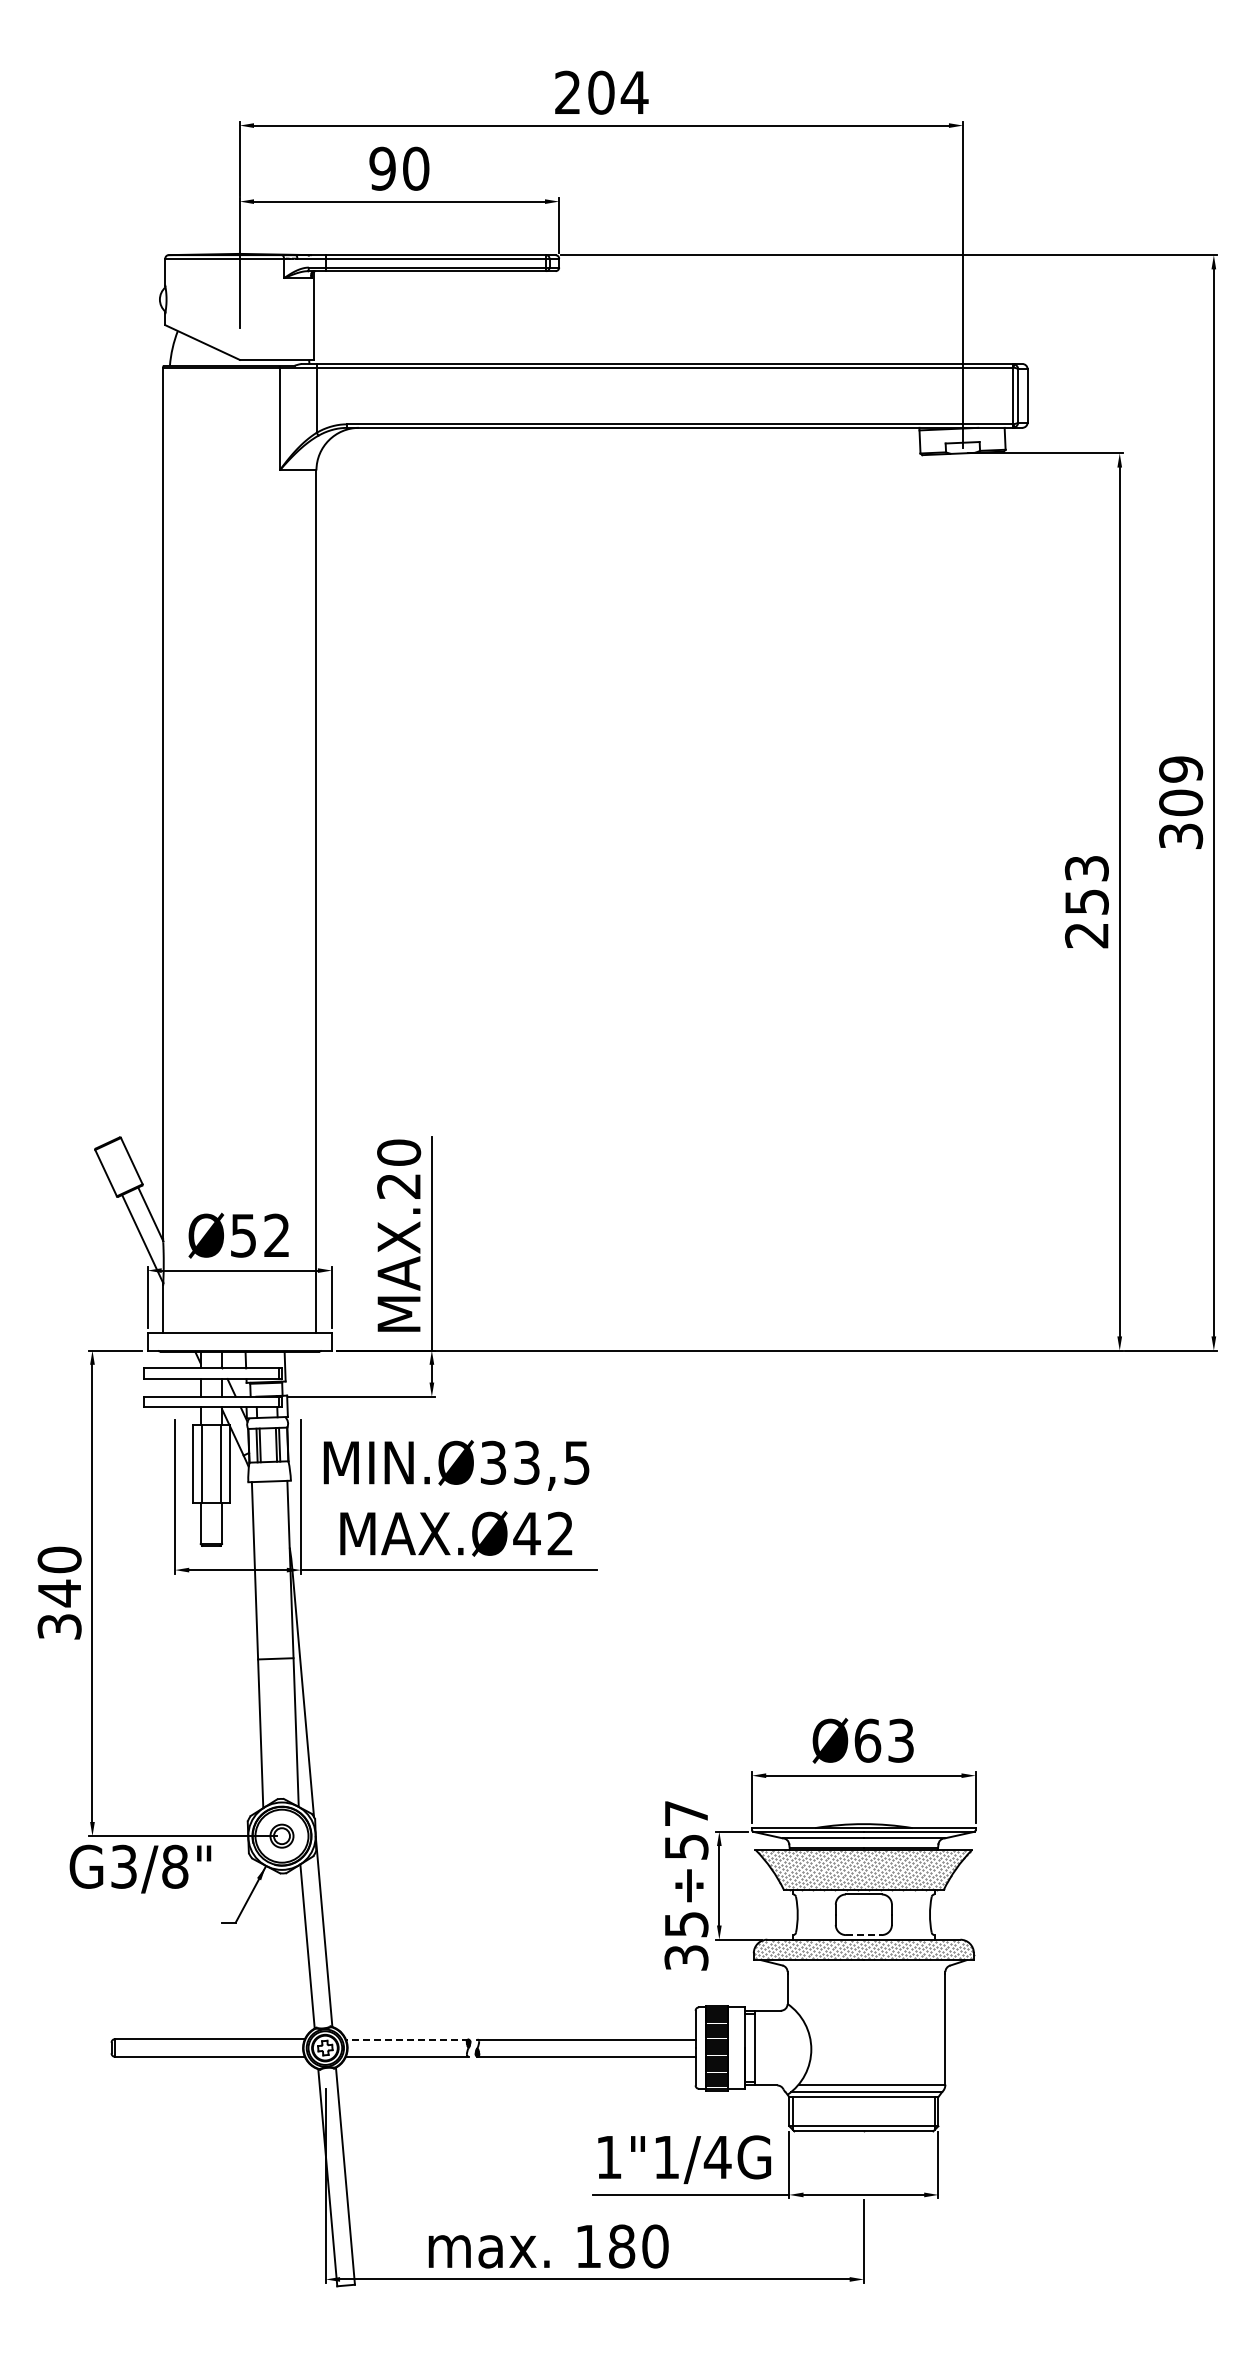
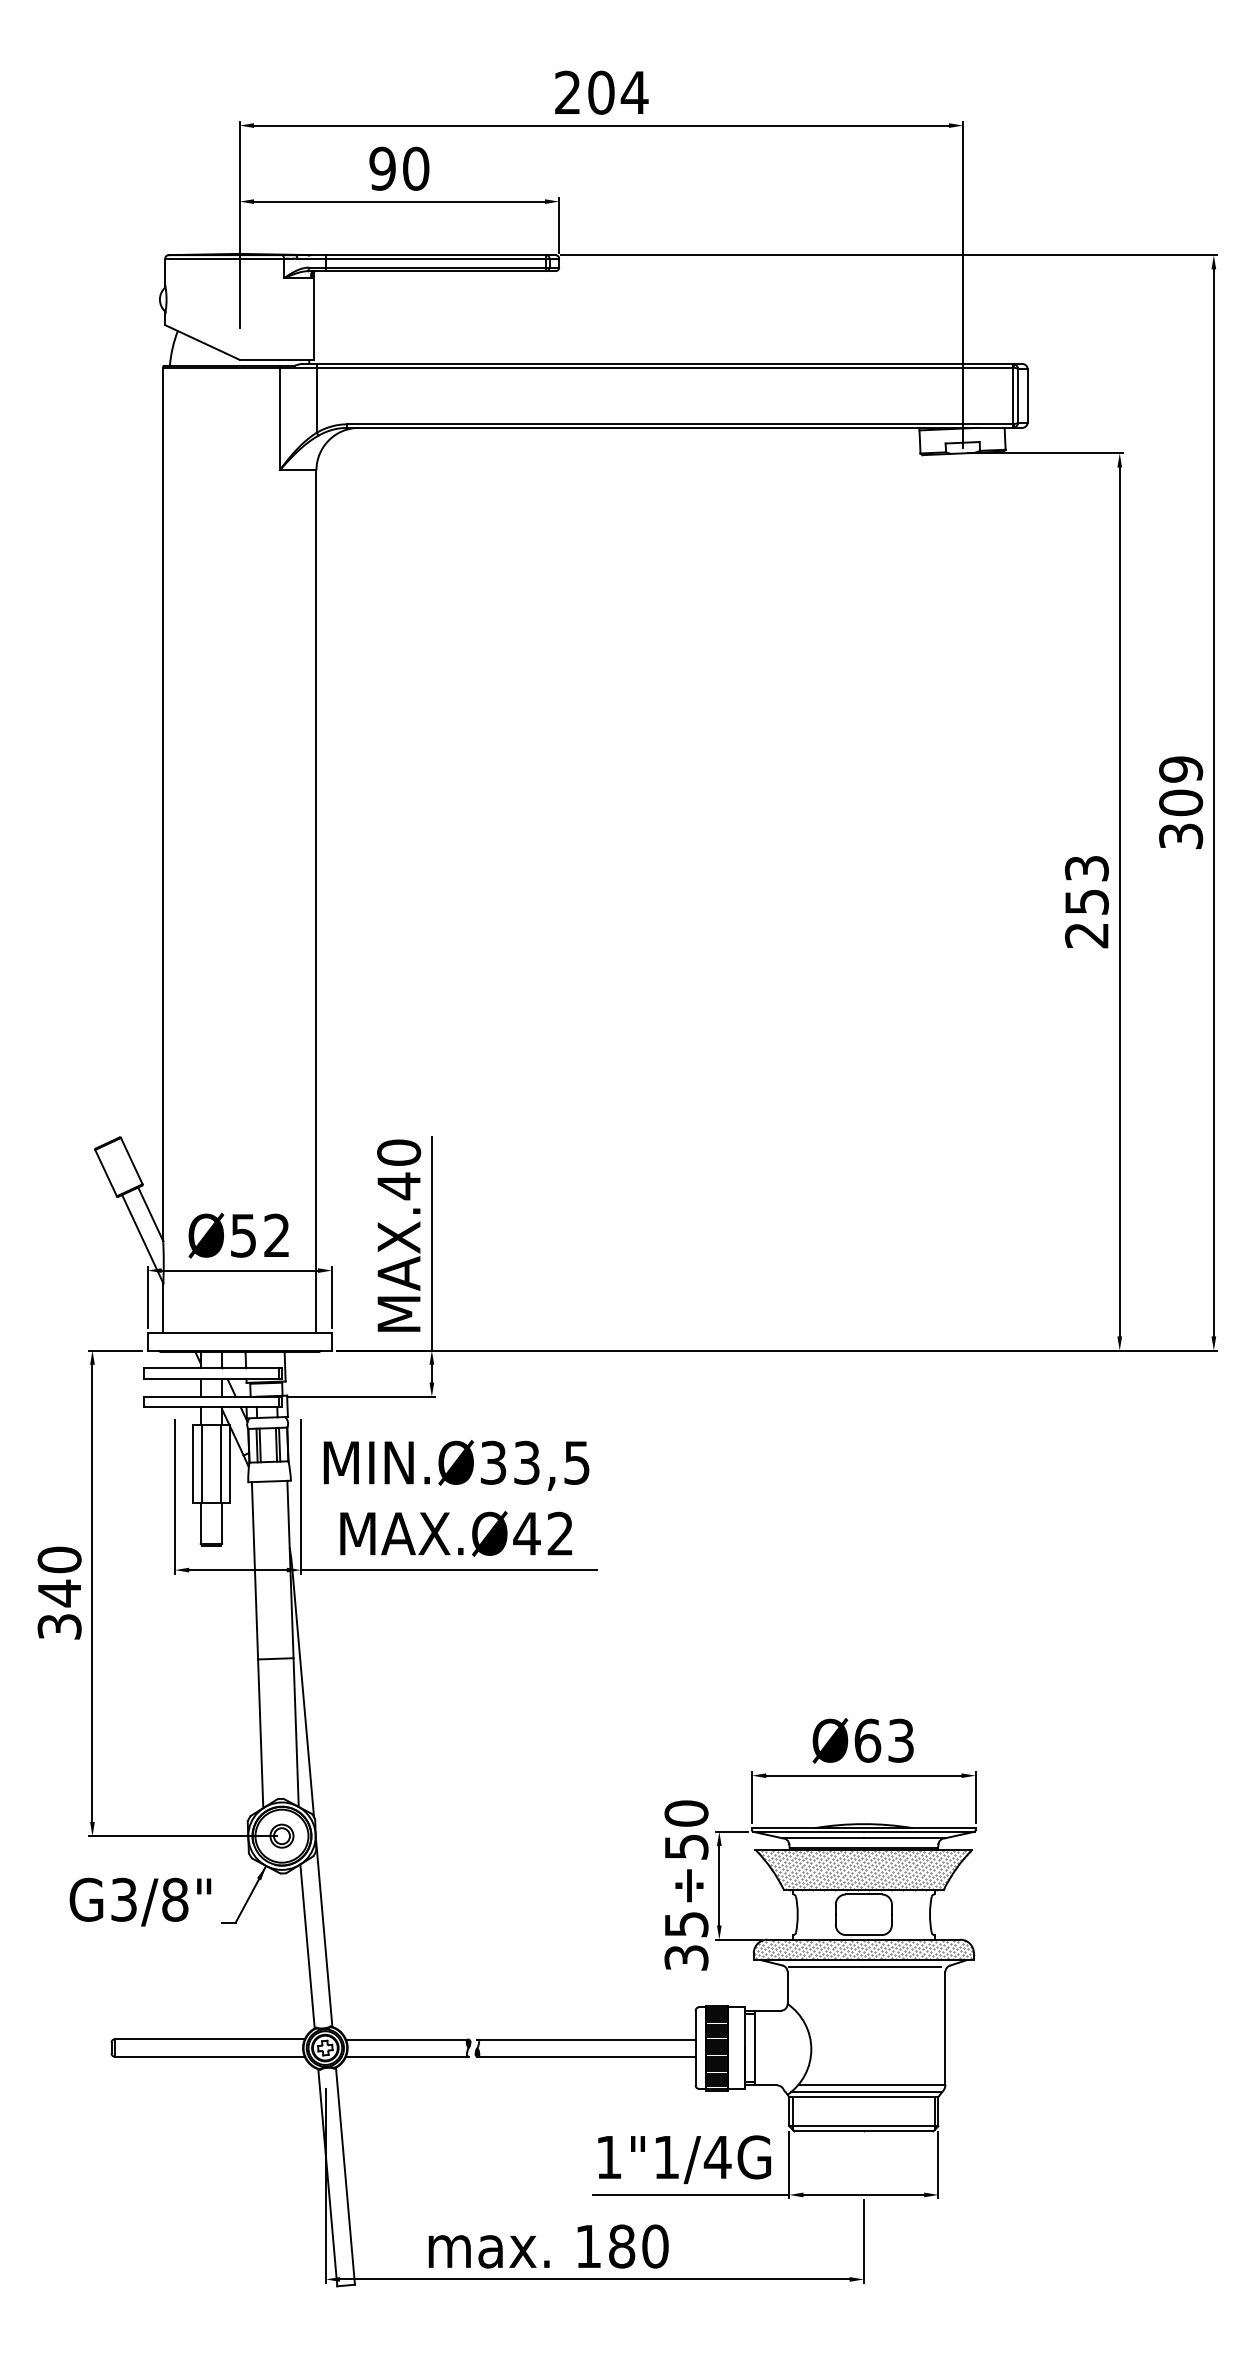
text: MAX.20 -> MAX.40 (398, 1186)
text: 35÷57 -> 35÷50 (686, 1813)
text position: (140, 1868) -> (140, 1901) (140, 1901)
line: dashed -> solid (863, 1935)
line: none -> present (864, 1966)
line: dashed -> solid (407, 2039)
